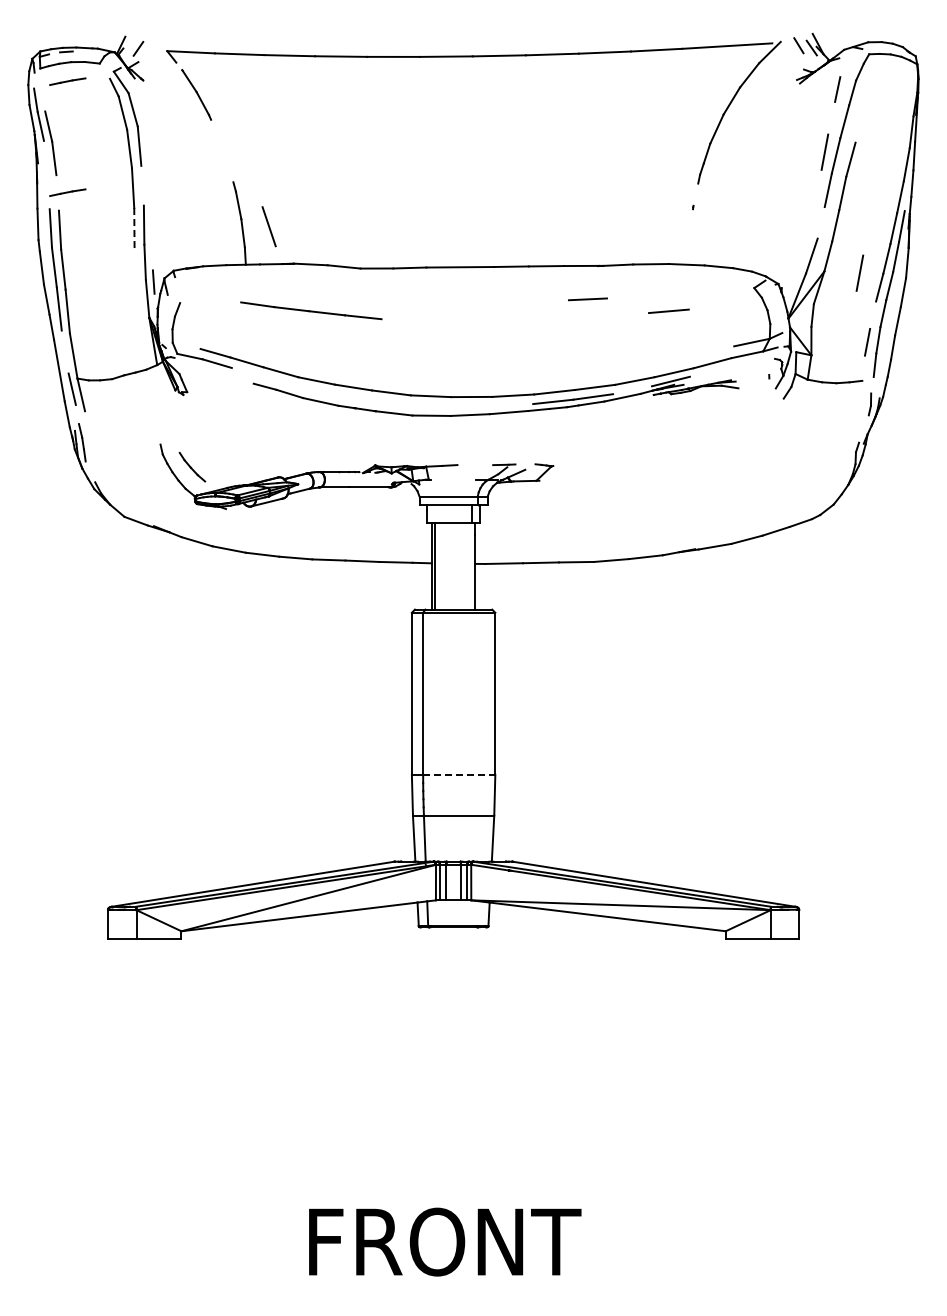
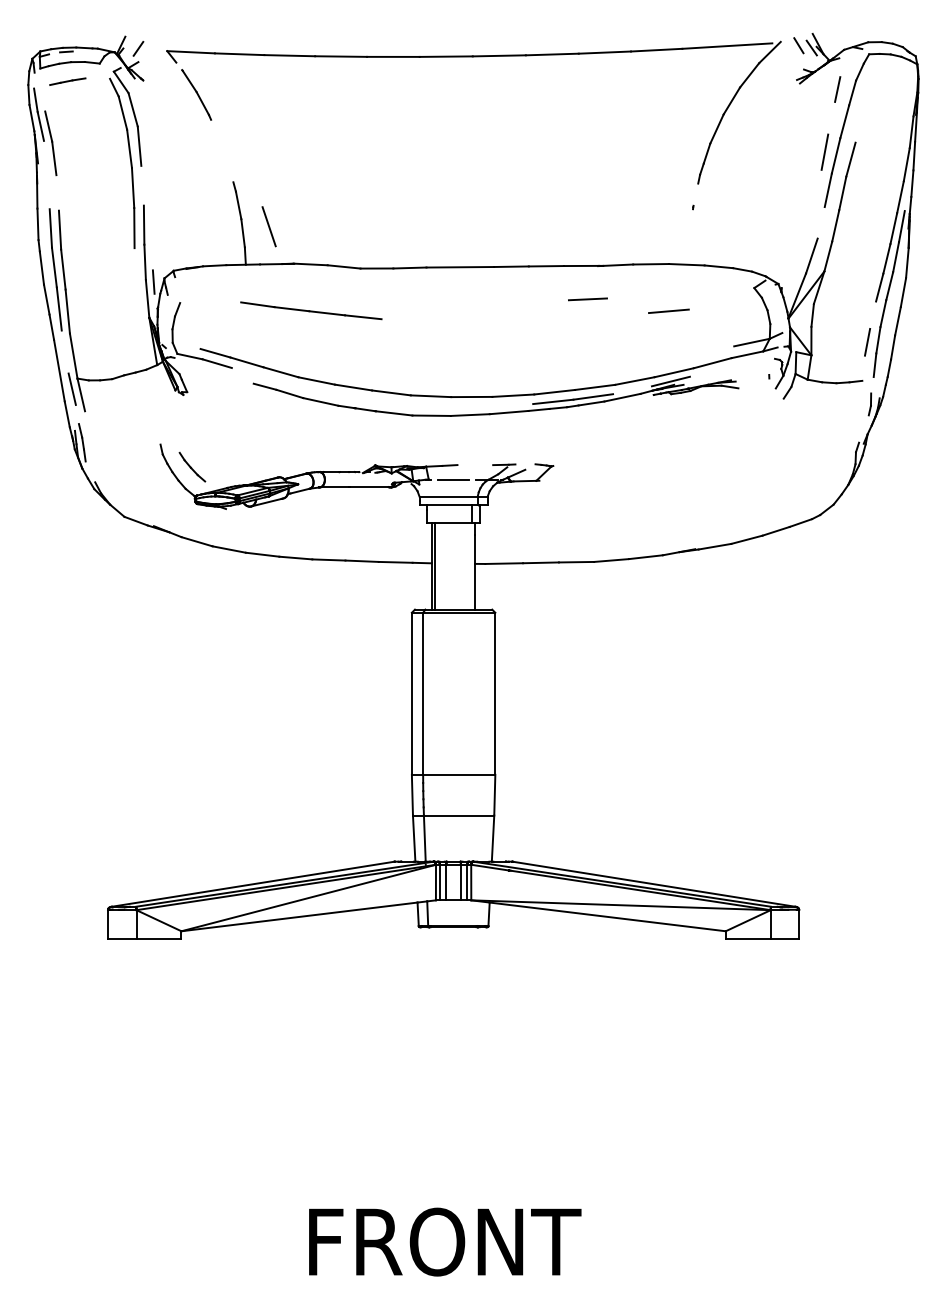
line: present -> none (67, 192)
line: dashed -> solid (134, 228)
line: present -> none (859, 272)
line: none -> present (453, 479)
line: dashed -> solid (459, 774)
